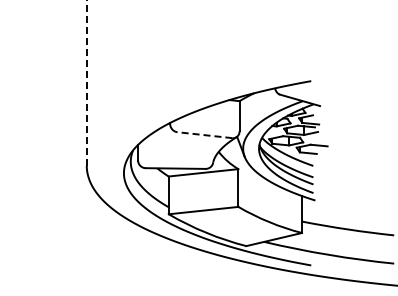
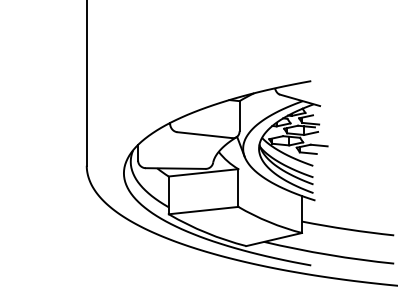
line: dashed -> solid (86, 83)
line: dashed -> solid (204, 135)
